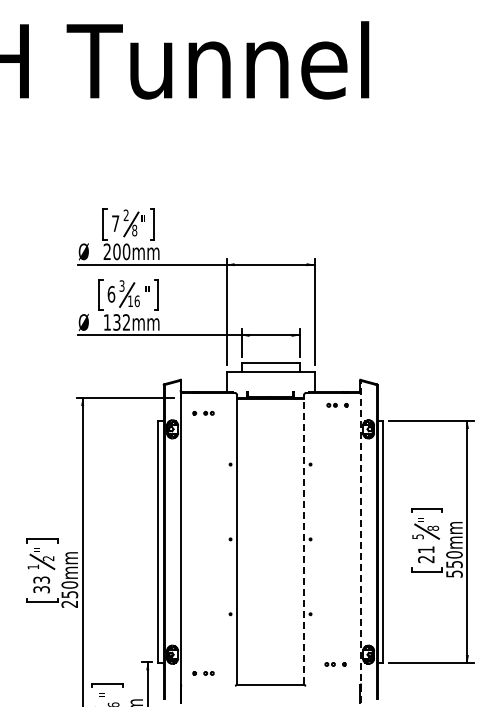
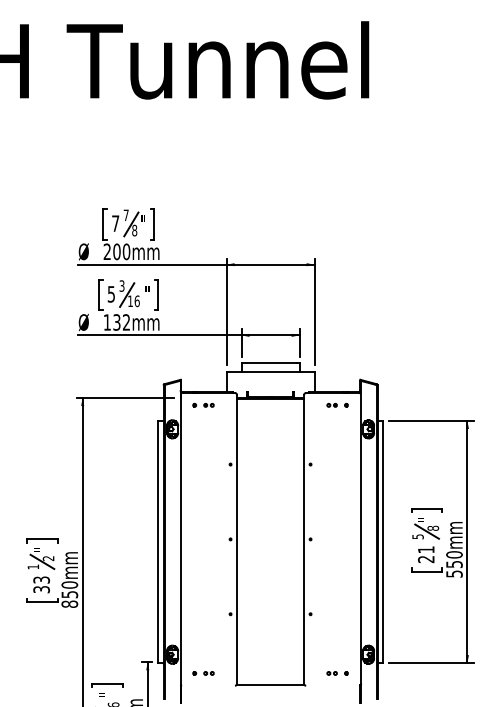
text: 2 -> 7 (125, 214)
text: 6 -> 5 (111, 294)
line position: (203, 413) -> (203, 405) (203, 405)
line: dashed -> solid (303, 538)
line: dashed -> solid (360, 541)
text: 250mm -> 850mm (69, 603)
line position: (335, 664) -> (337, 673) (337, 673)
